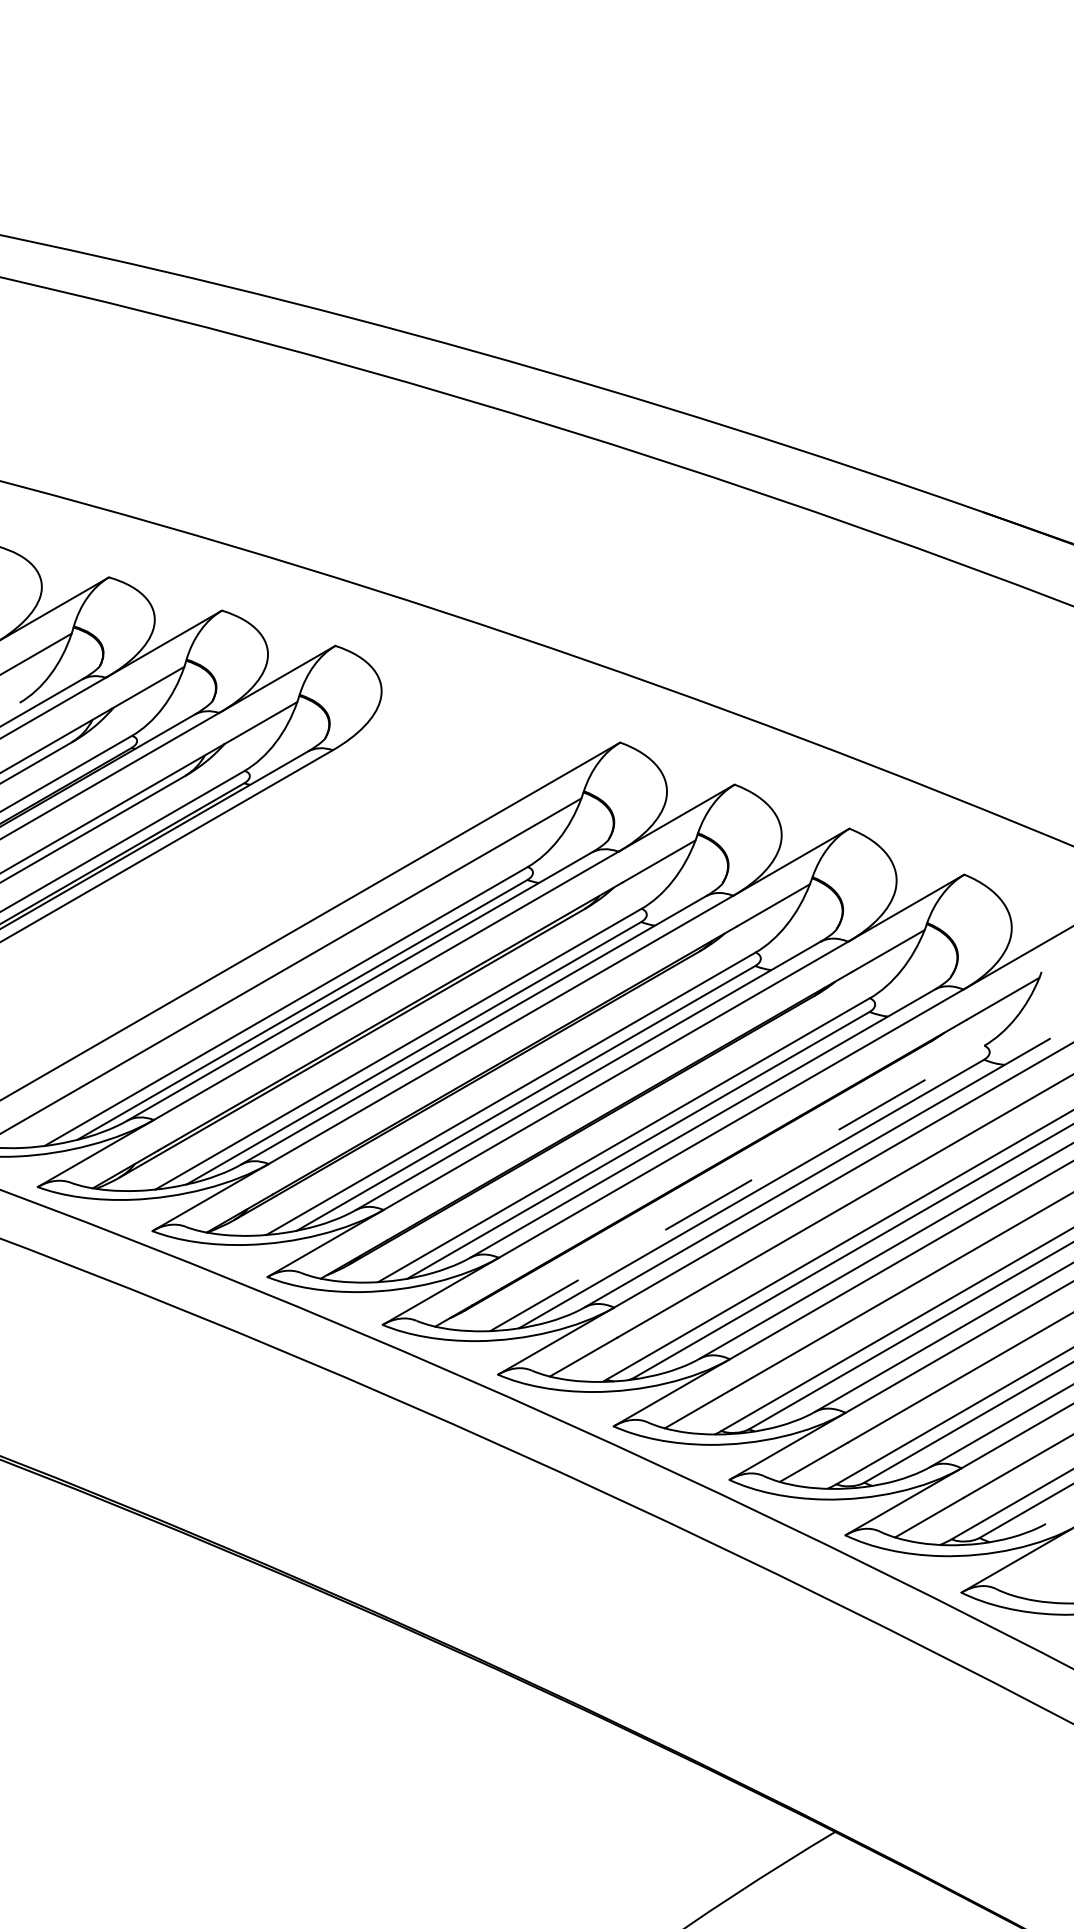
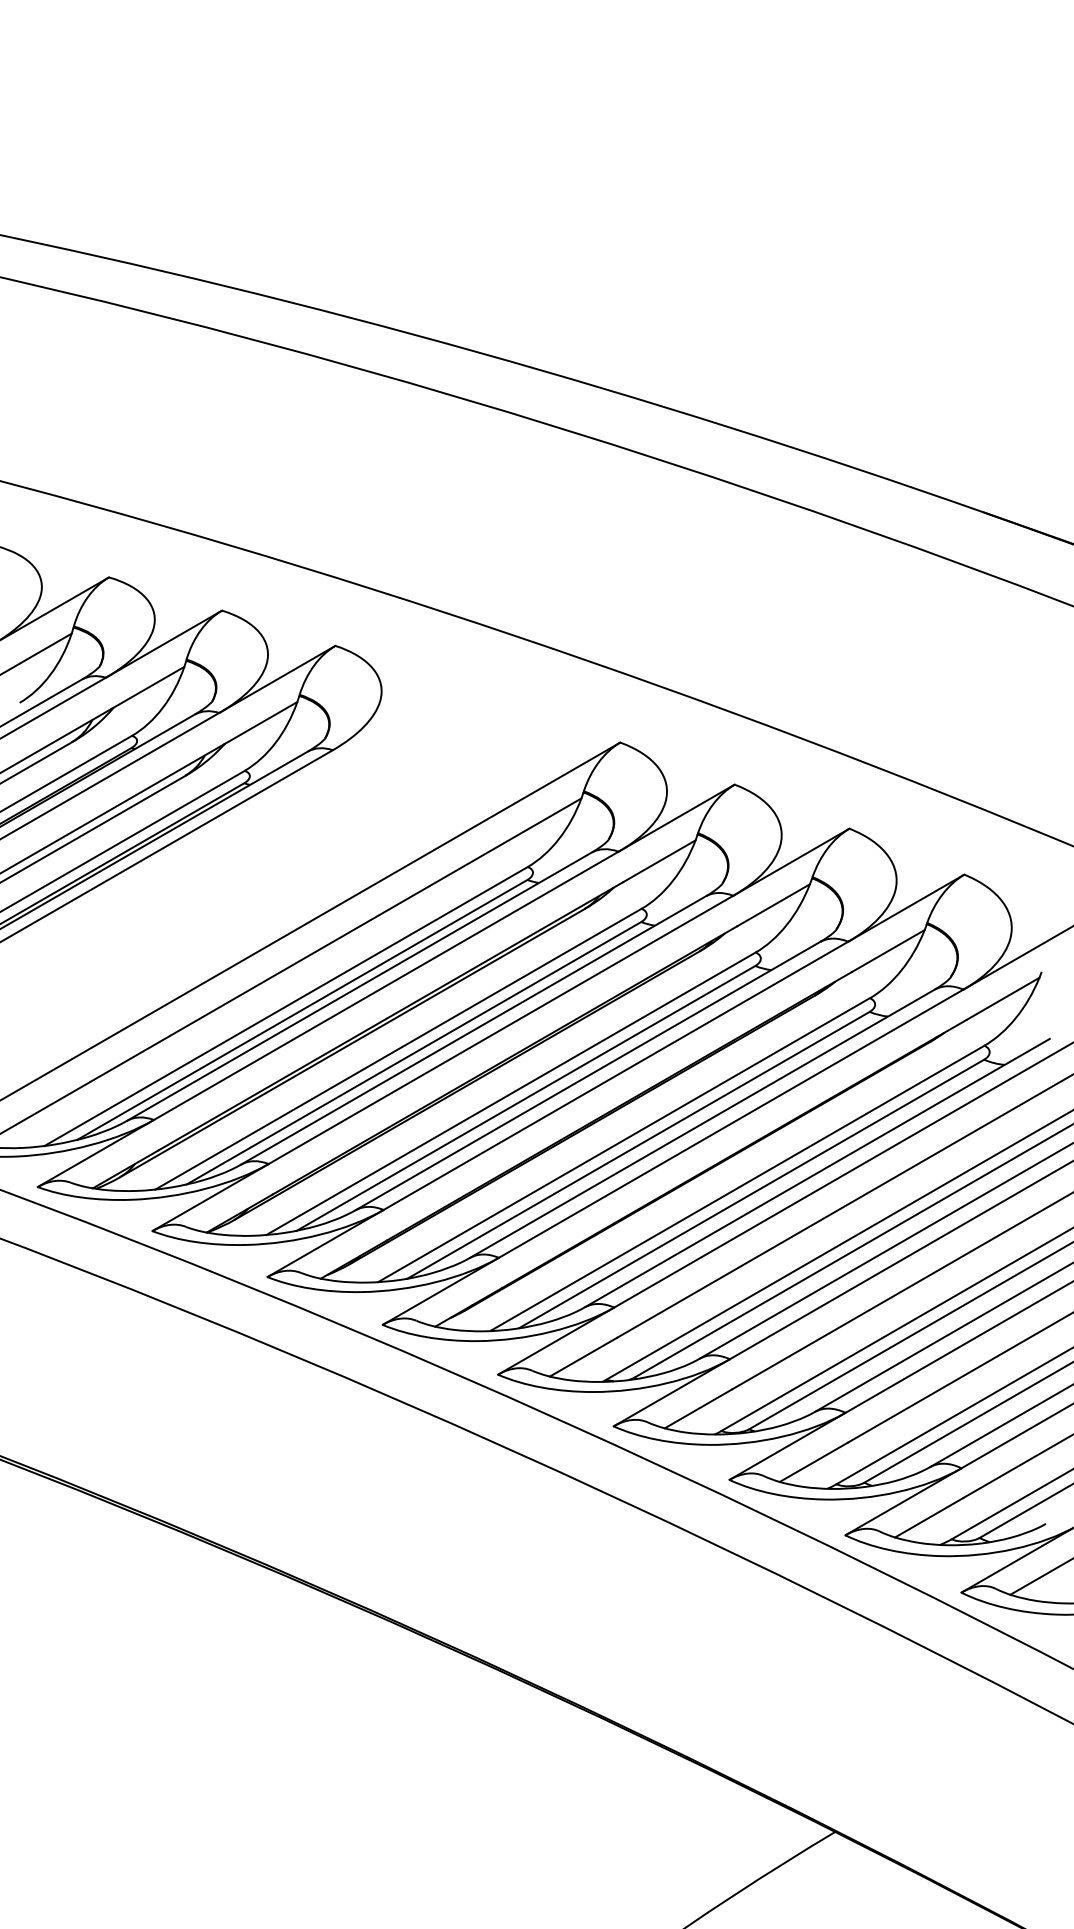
line: dashed -> solid (738, 1187)
line: none -> present (1040, 1577)
